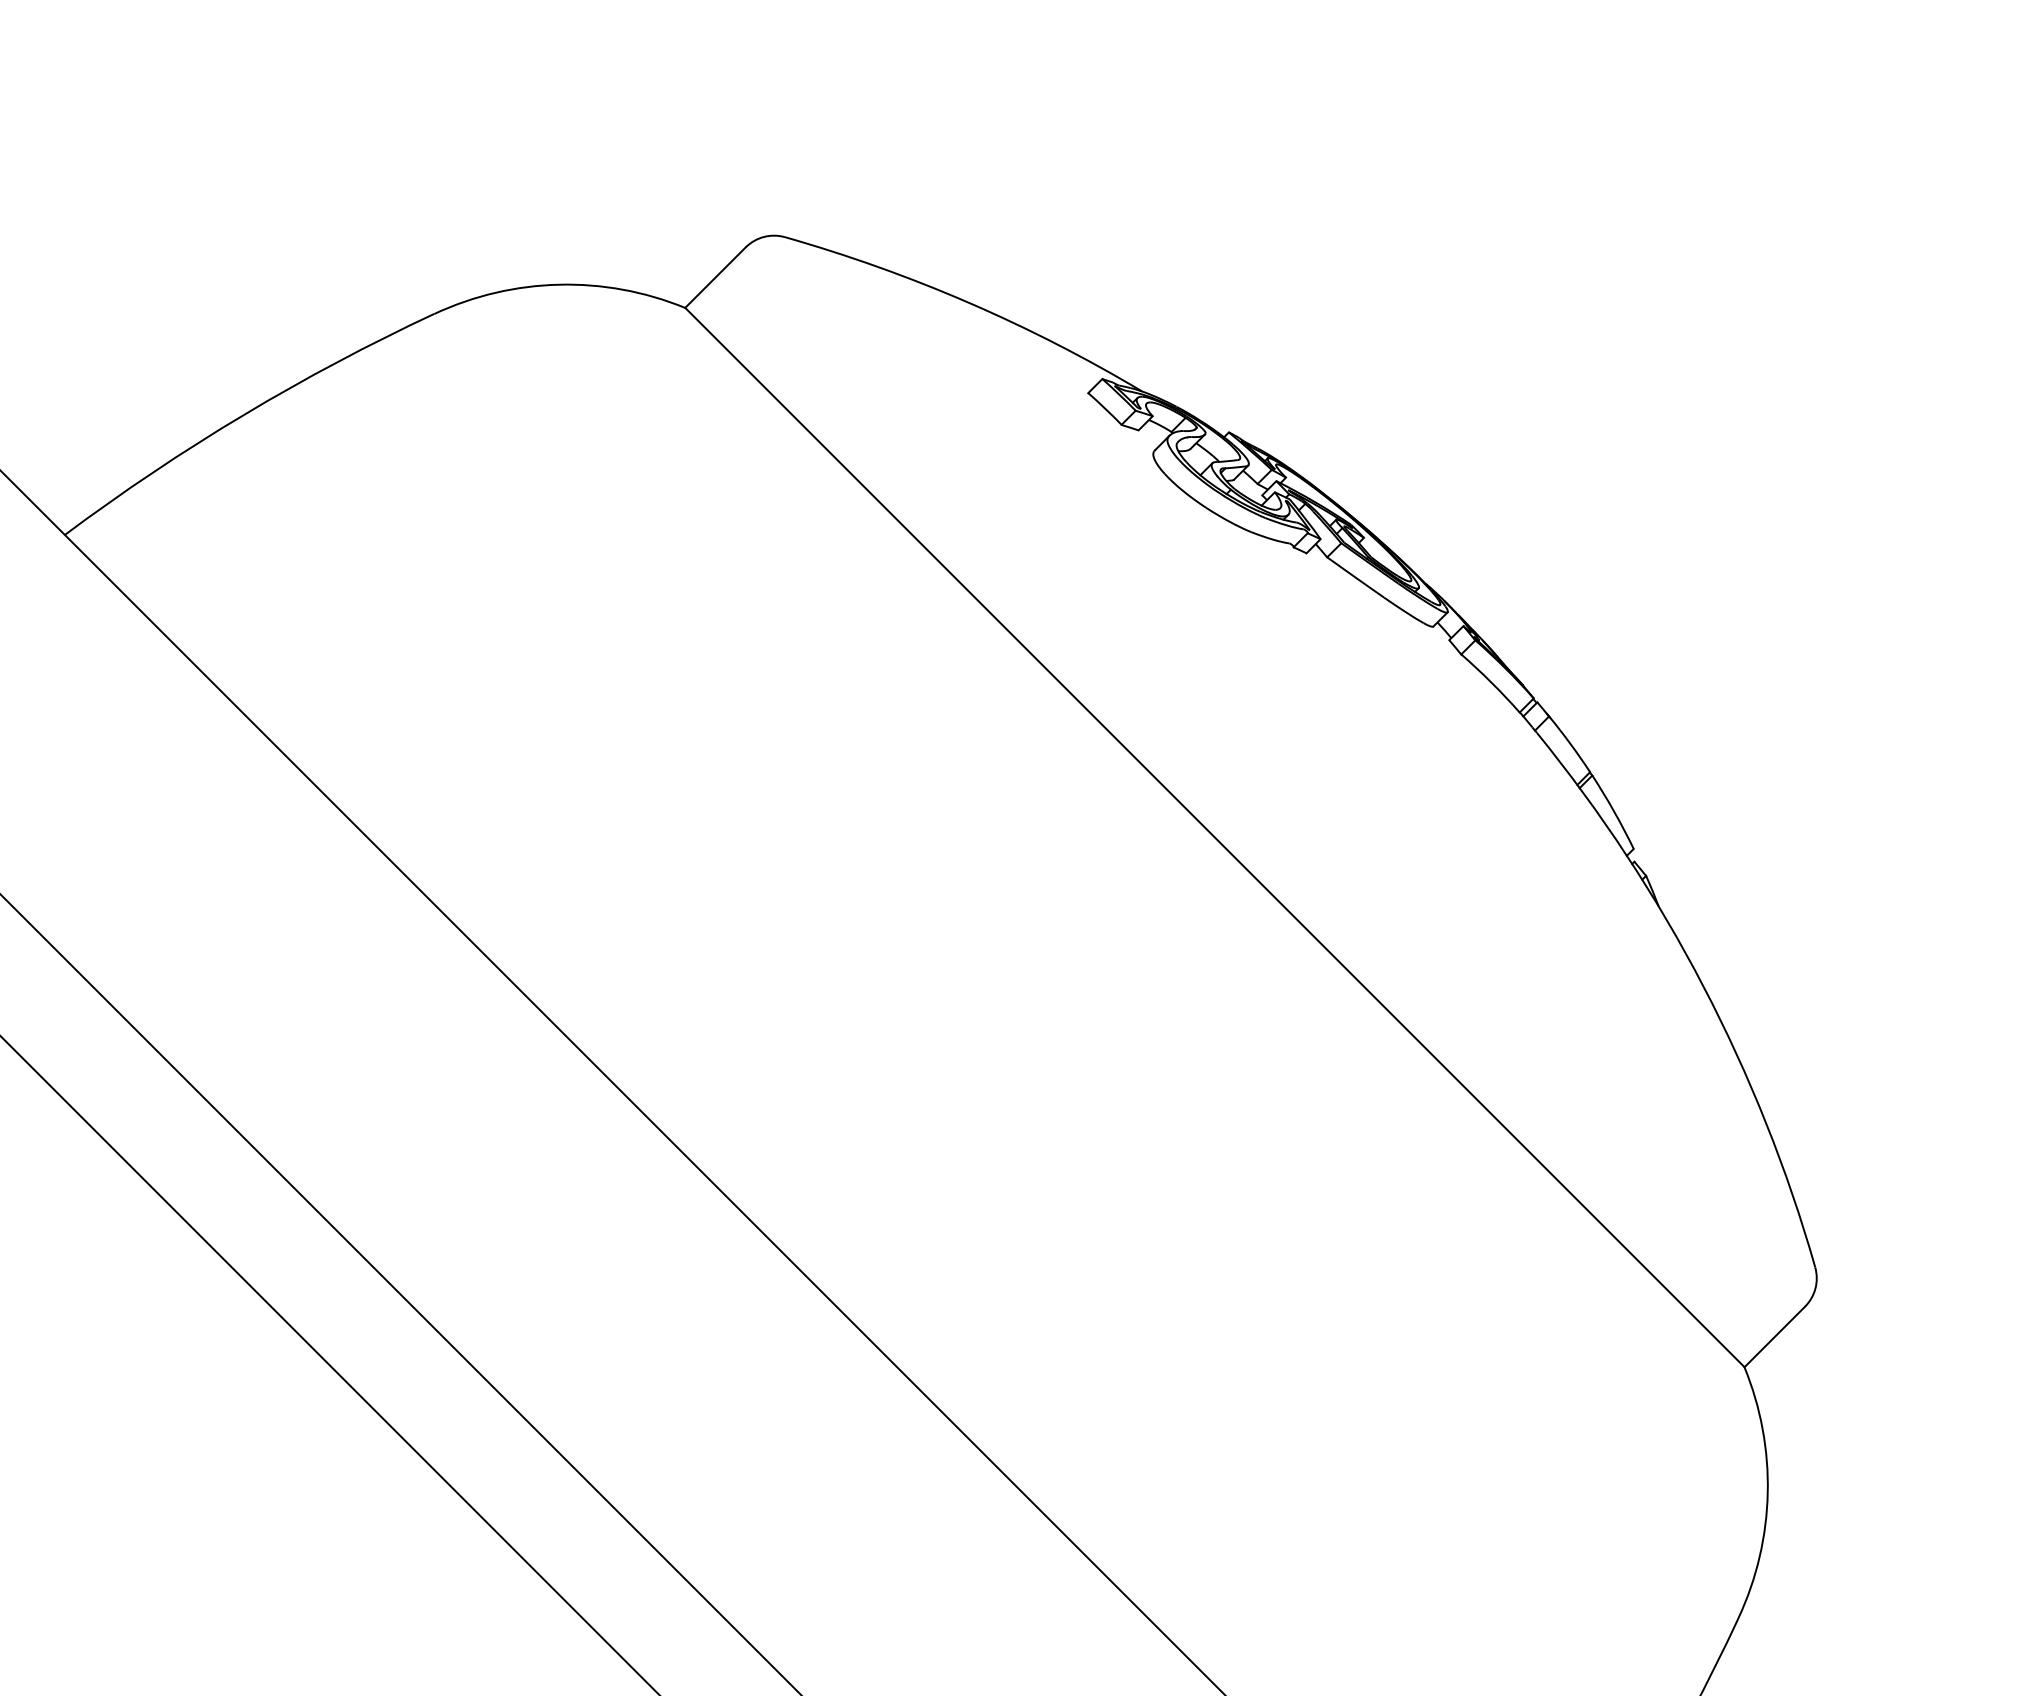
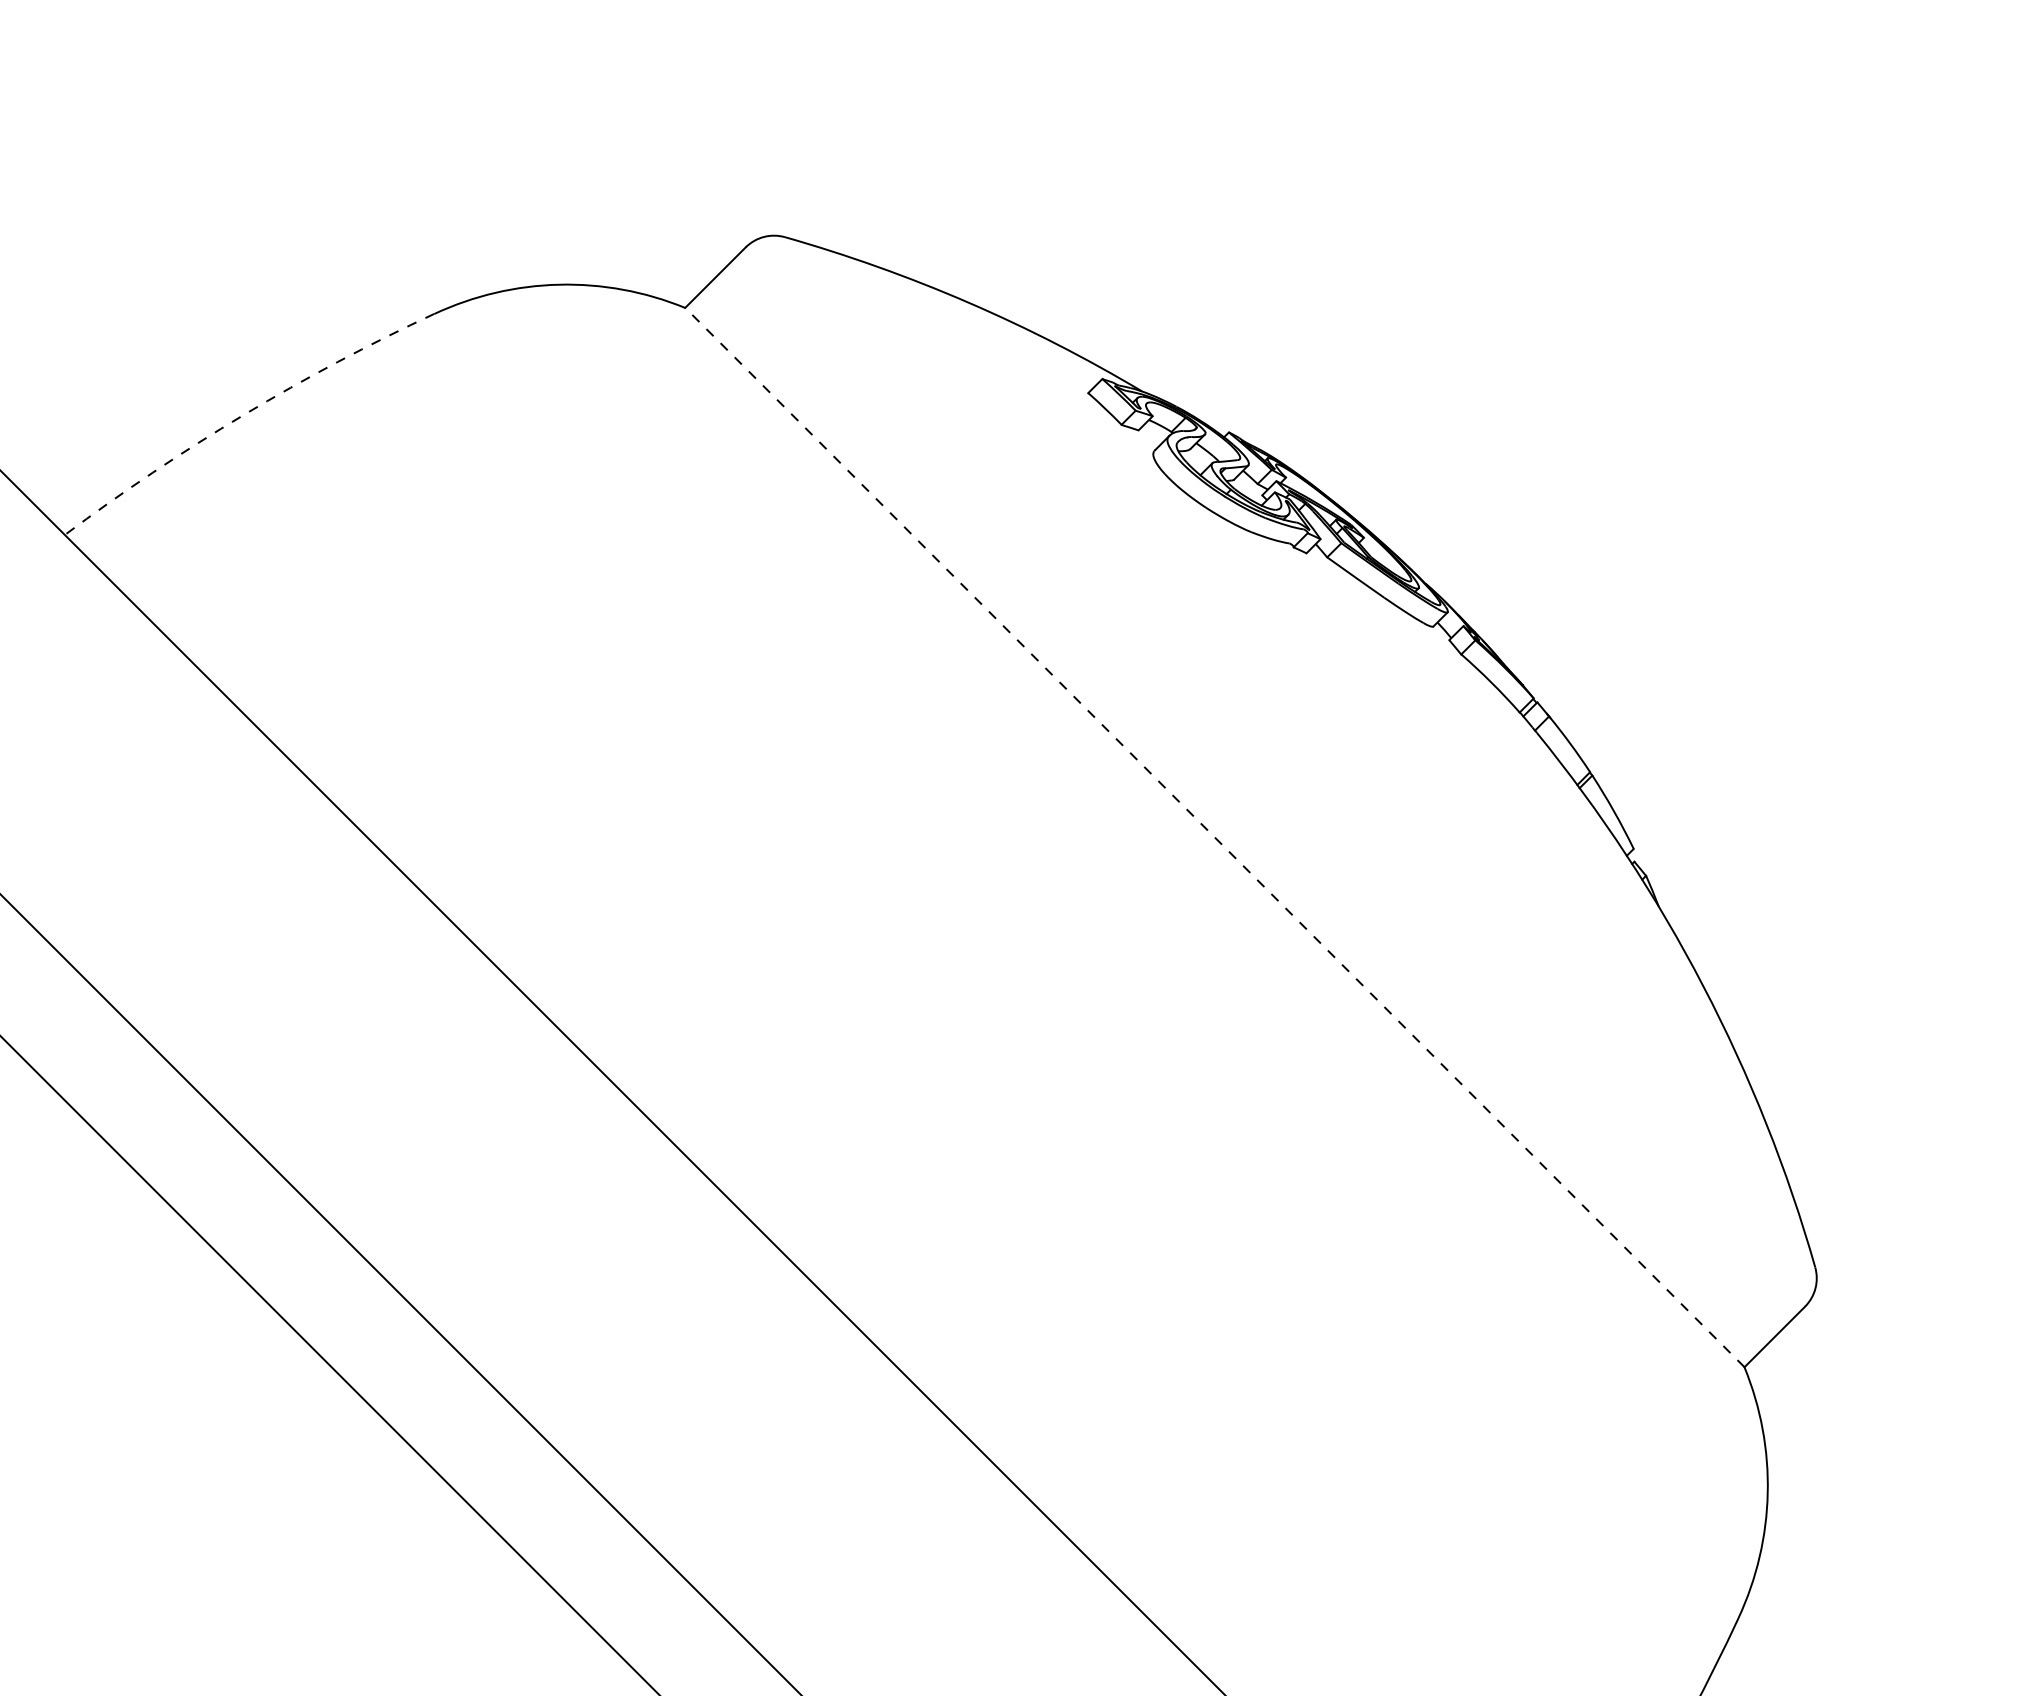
arc: solid -> dashed (243, 414)
line: solid -> dashed (1214, 837)
